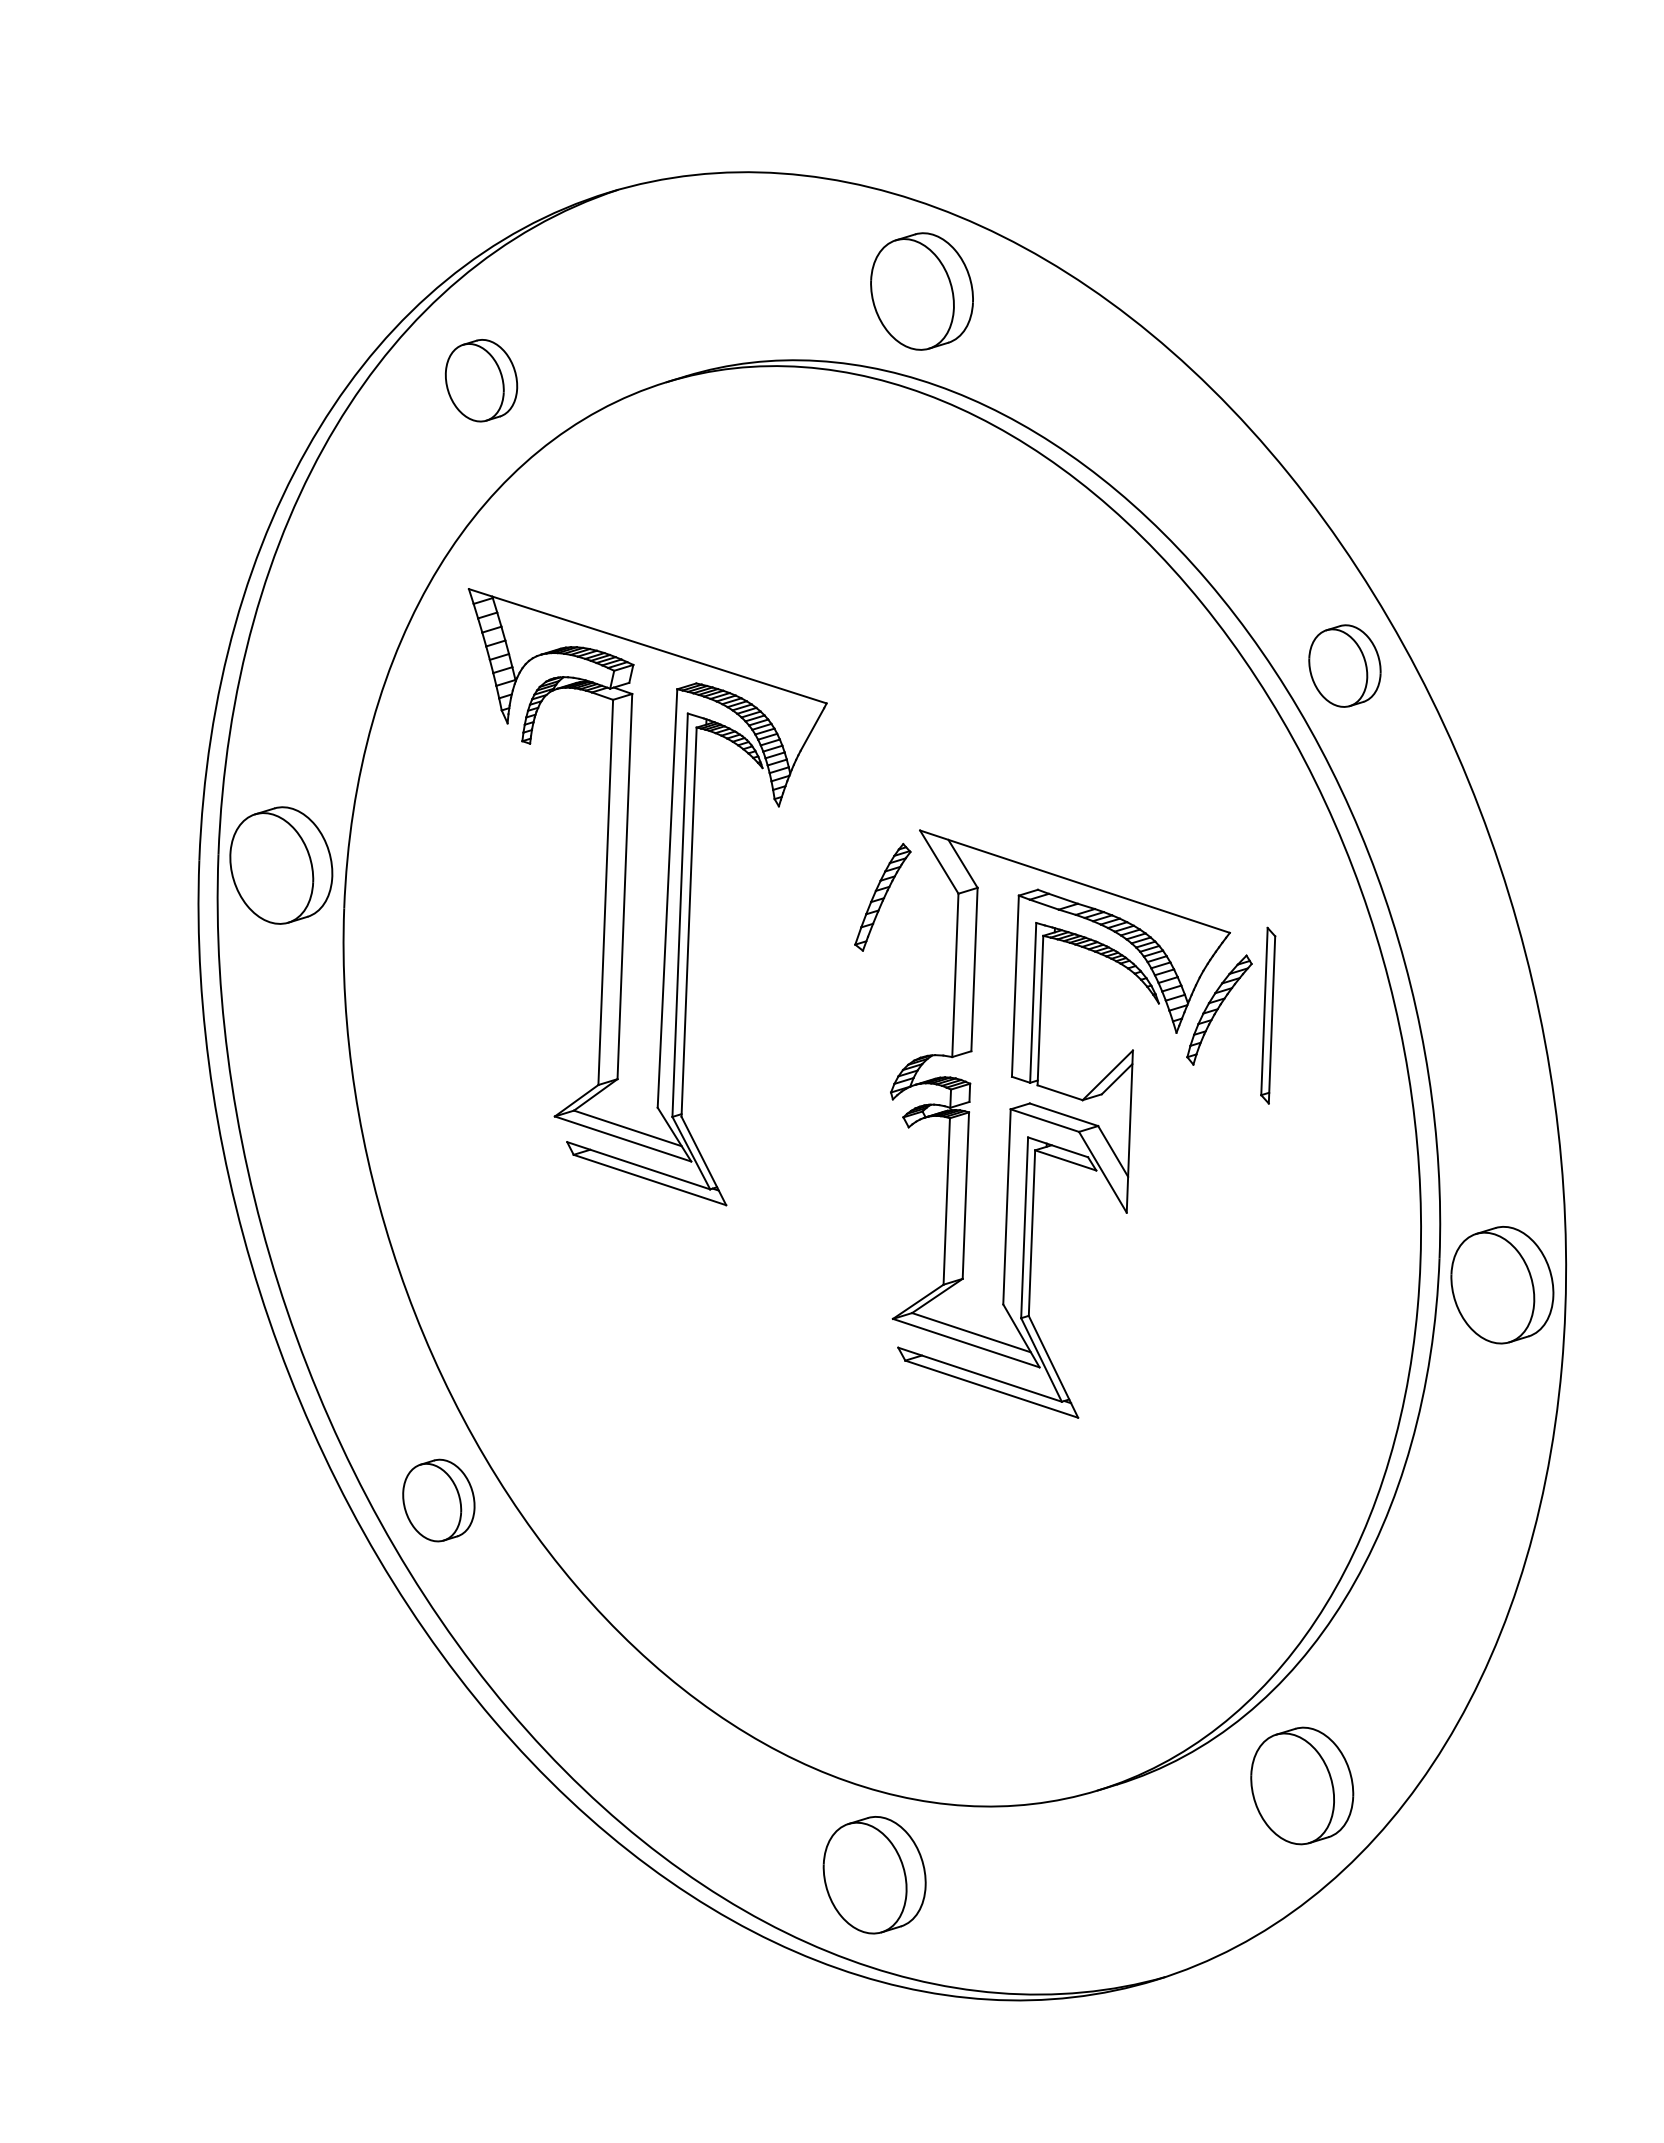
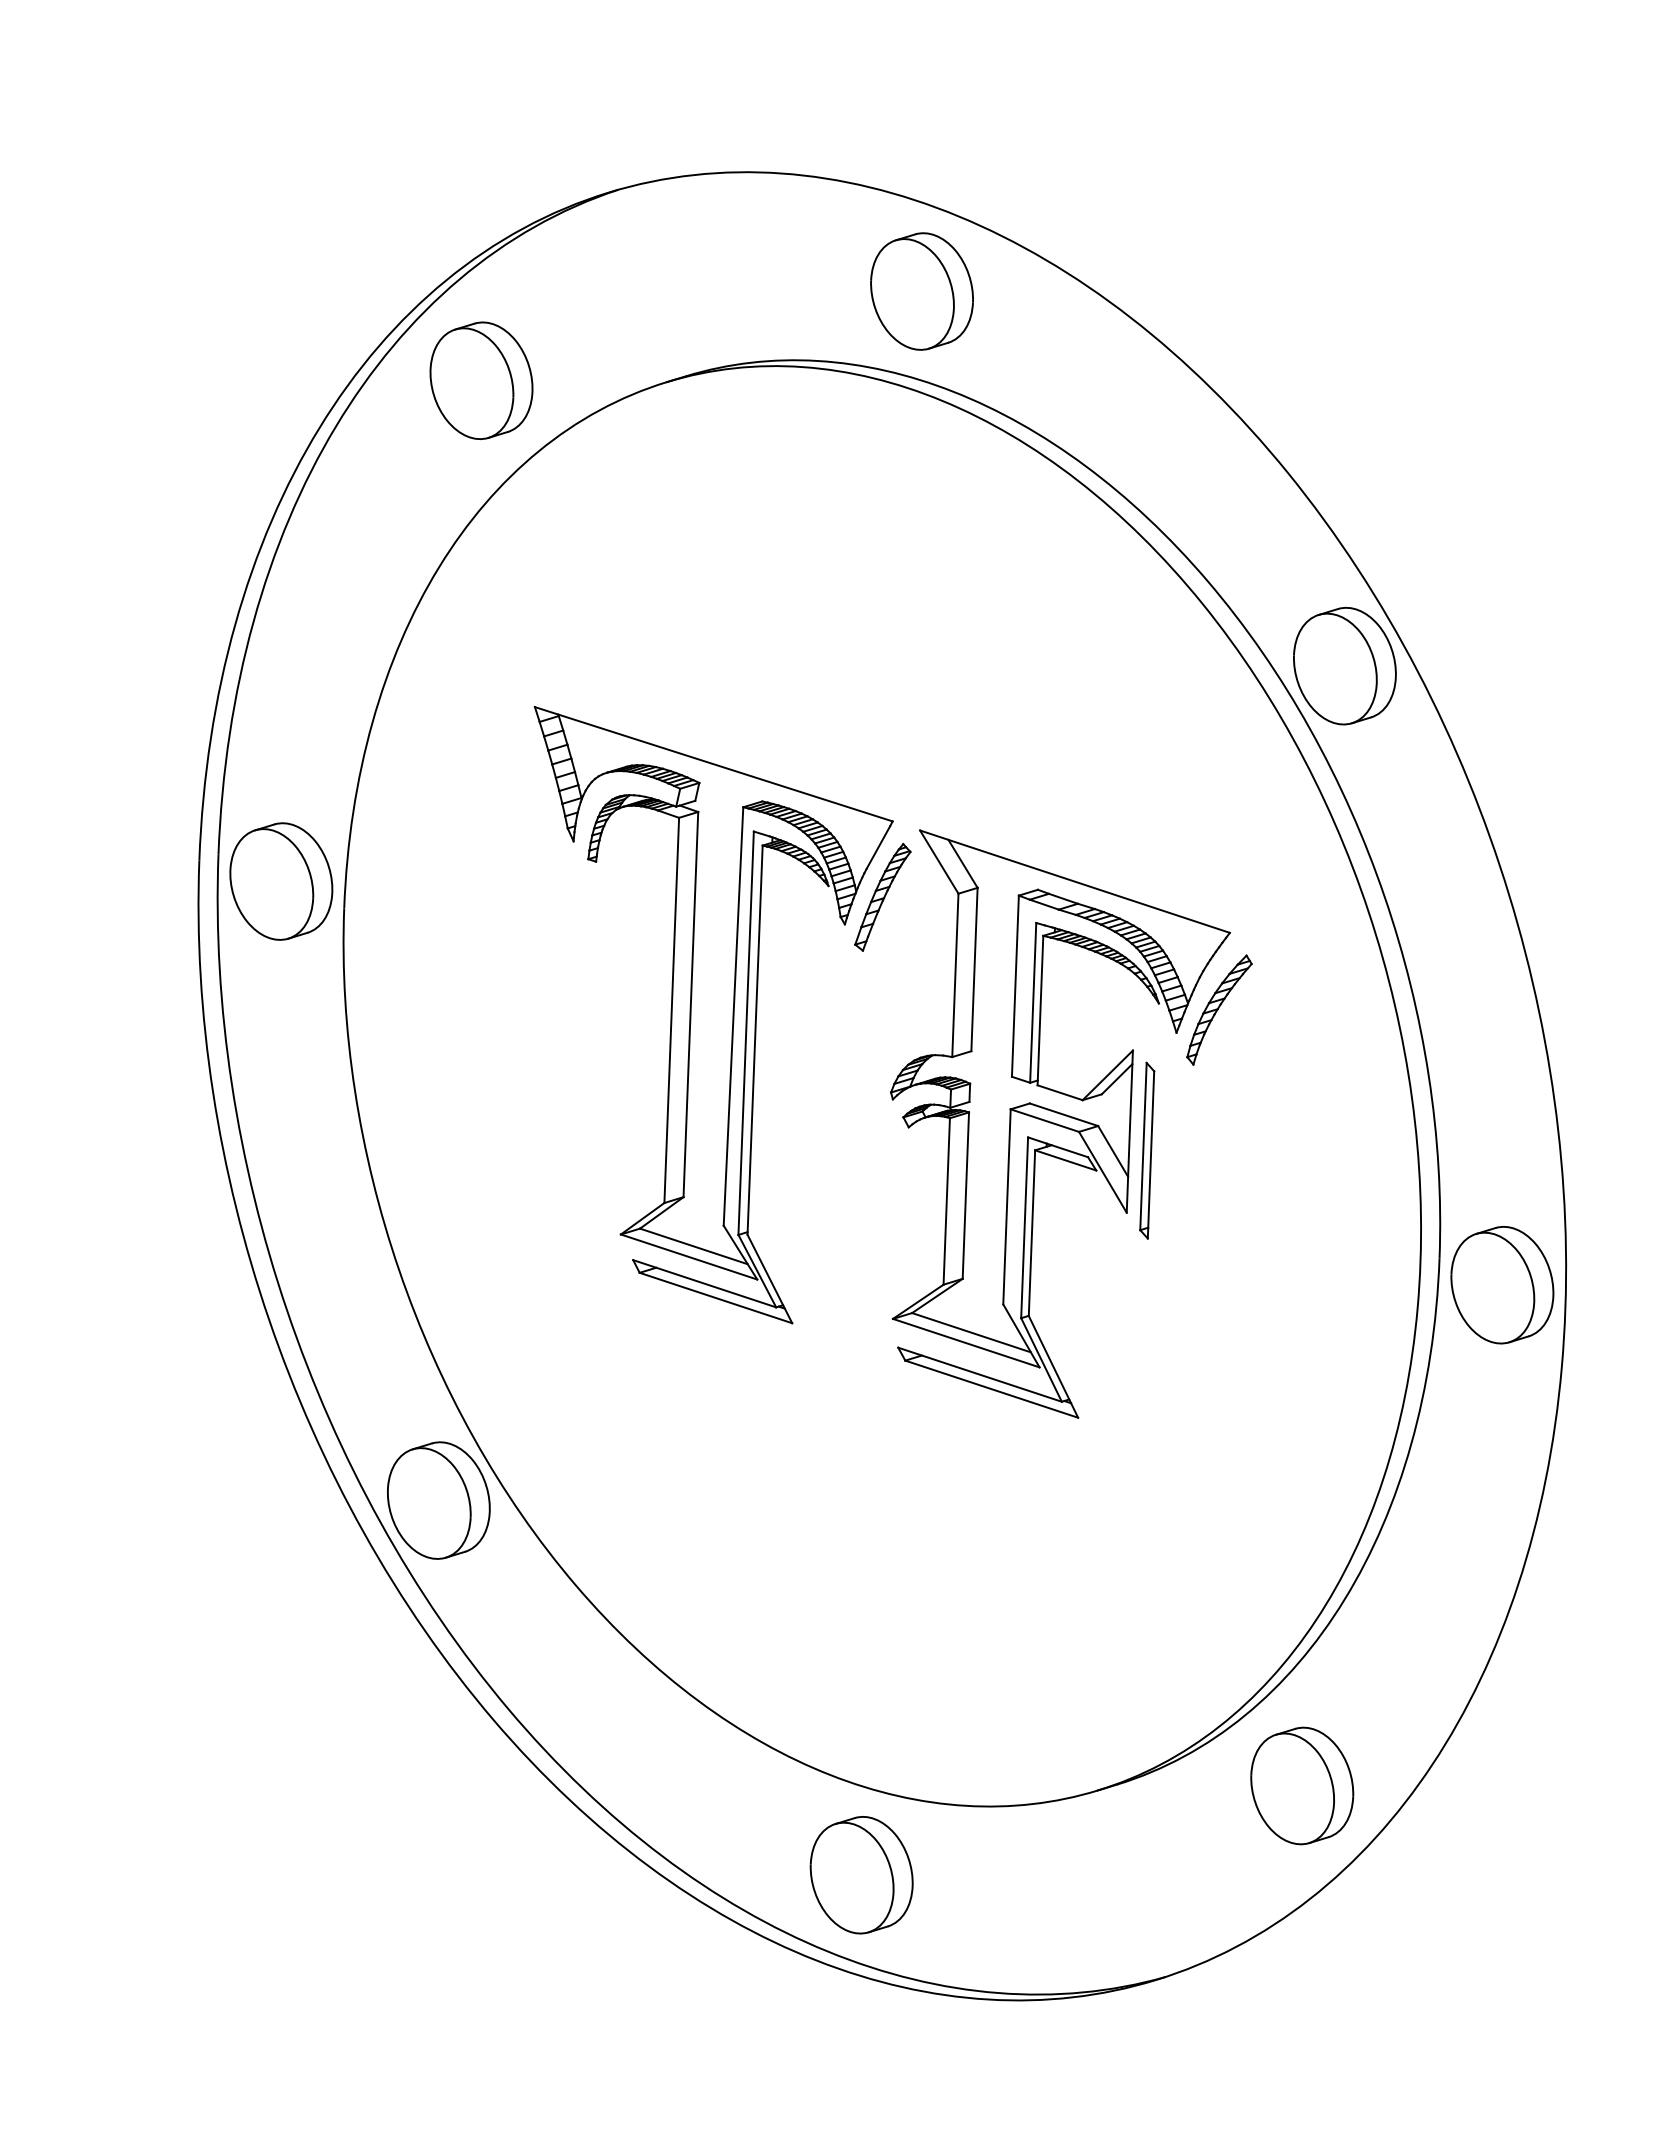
part size: 75x84 px -> 105x119 px (481, 380)
part size: 74x84 px -> 104x120 px (1344, 665)
part position: (281, 865) -> (281, 881) (281, 881)
part position: (647, 897) -> (713, 1015) (713, 1015)
part position: (1268, 1015) -> (1147, 1150) (1147, 1150)
part size: 74x85 px -> 104x119 px (438, 1500)
part position: (874, 1875) -> (861, 1875) (861, 1875)
